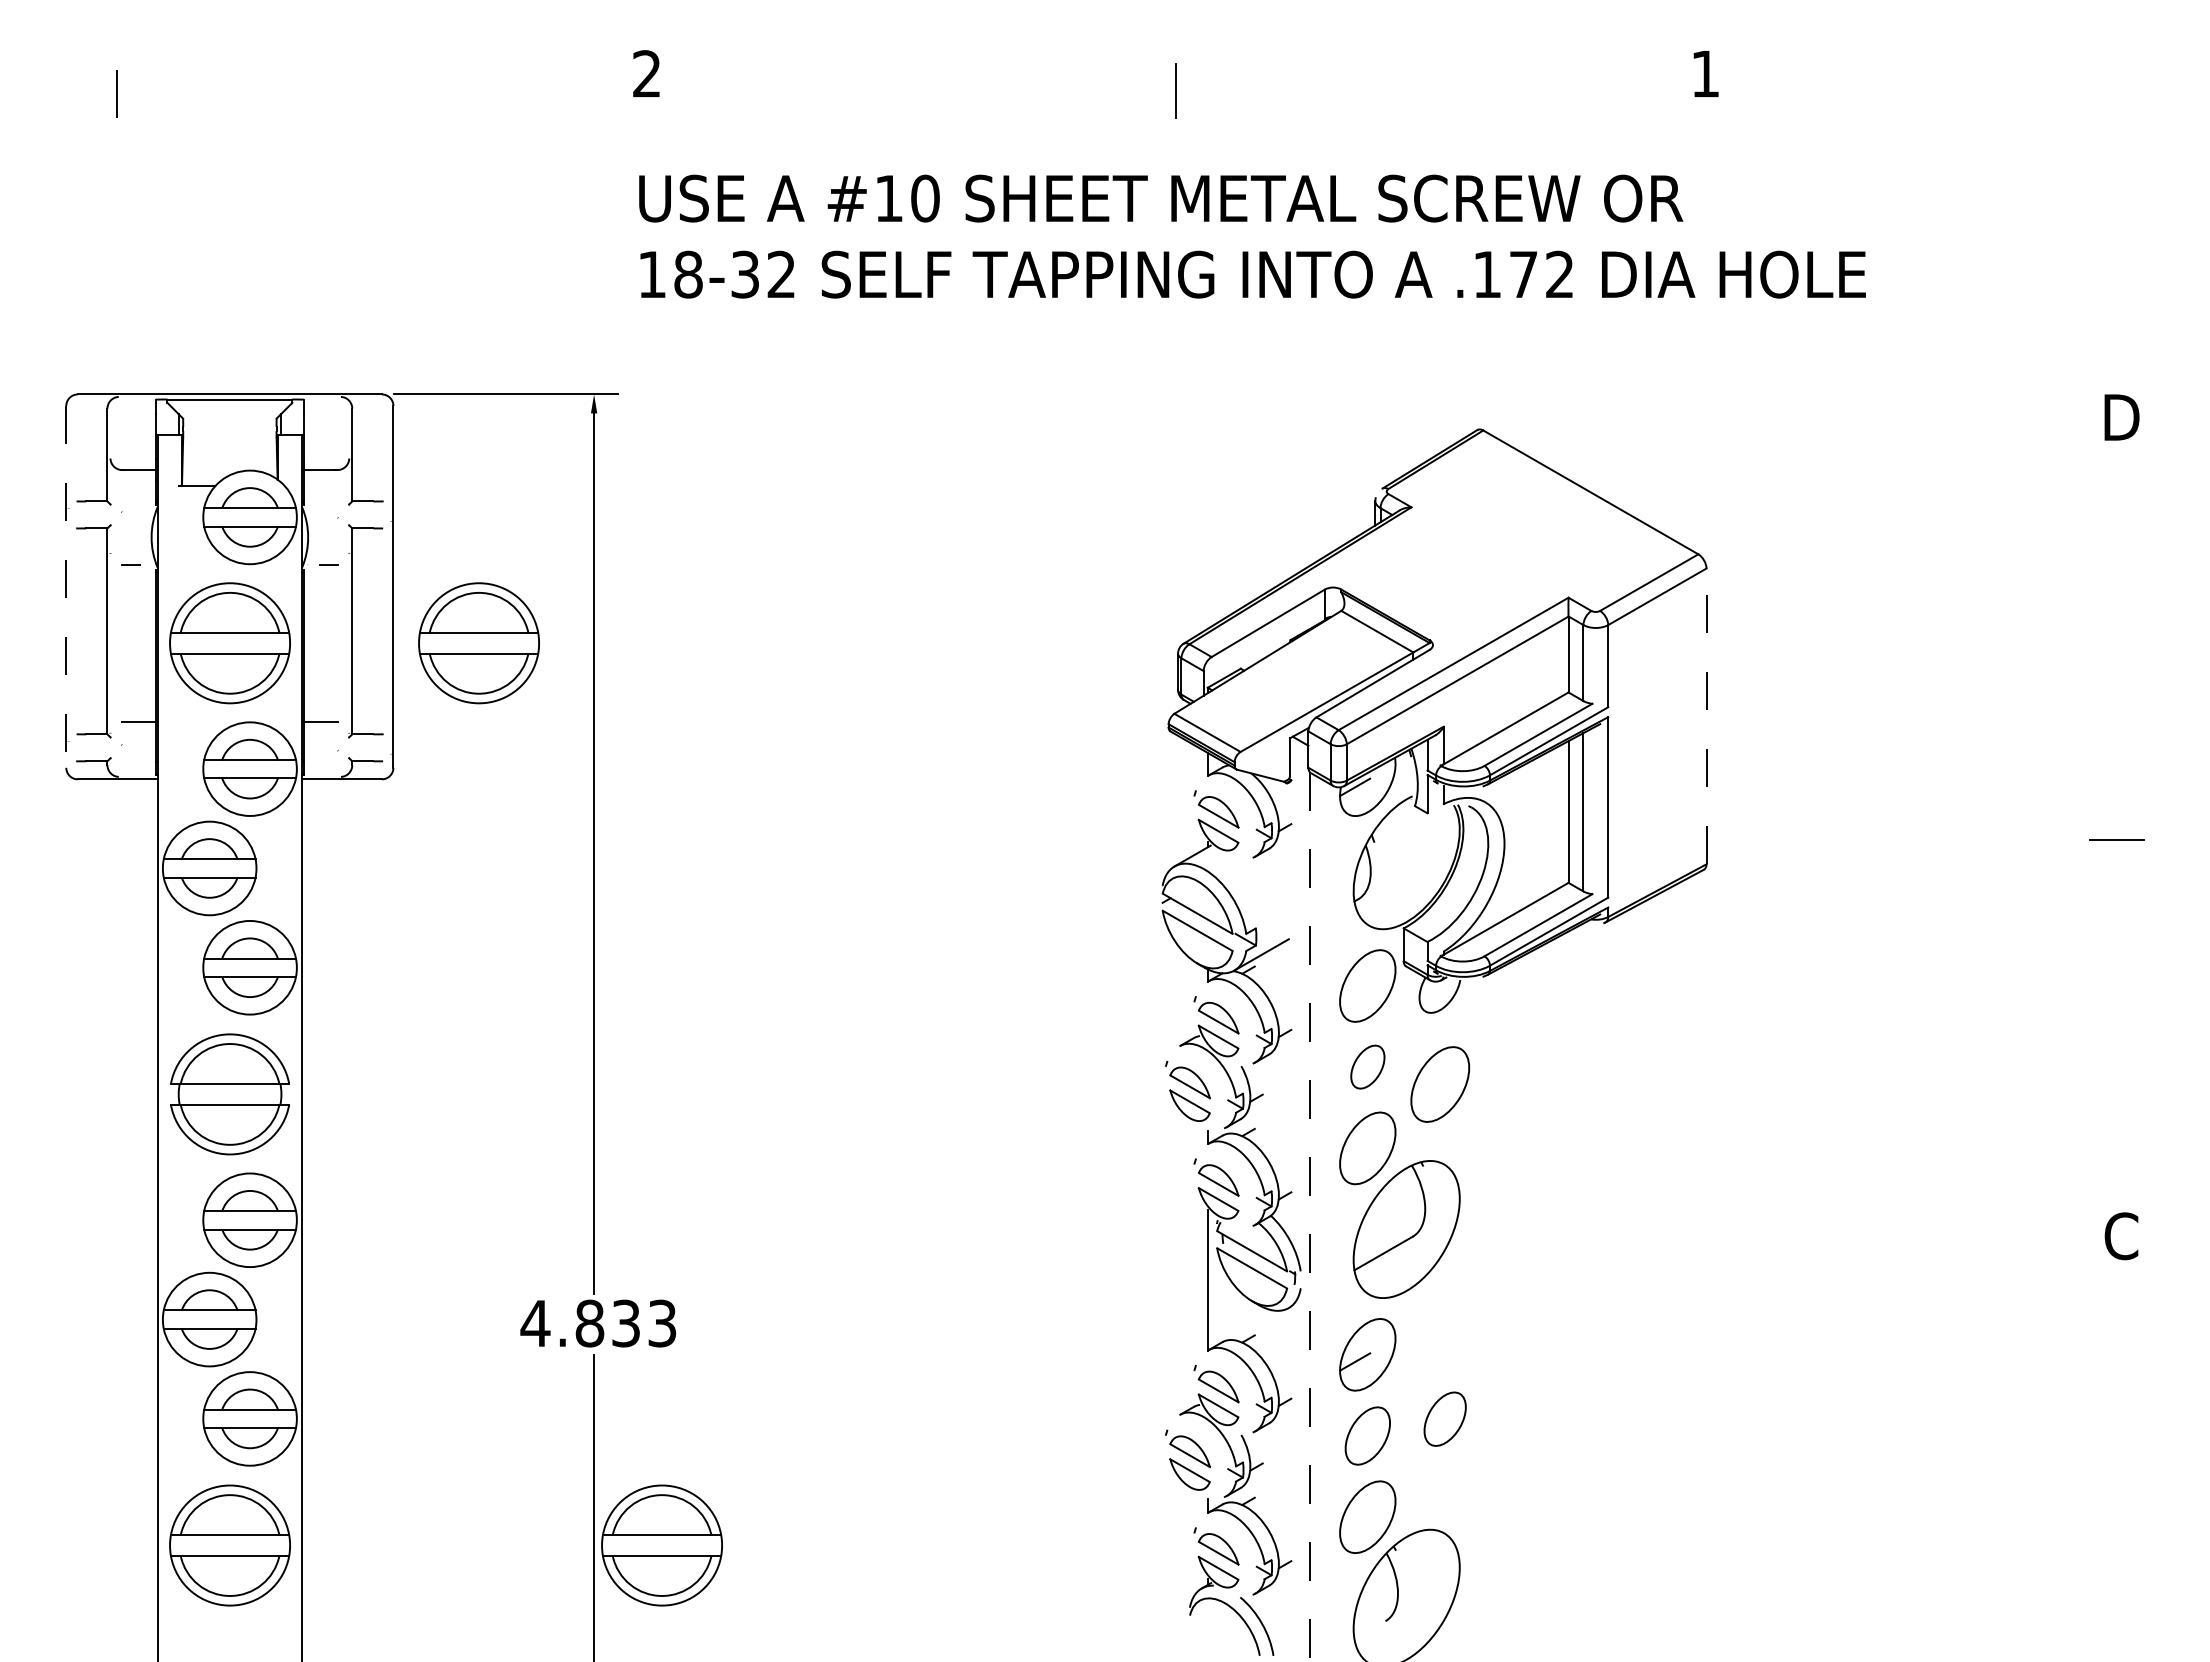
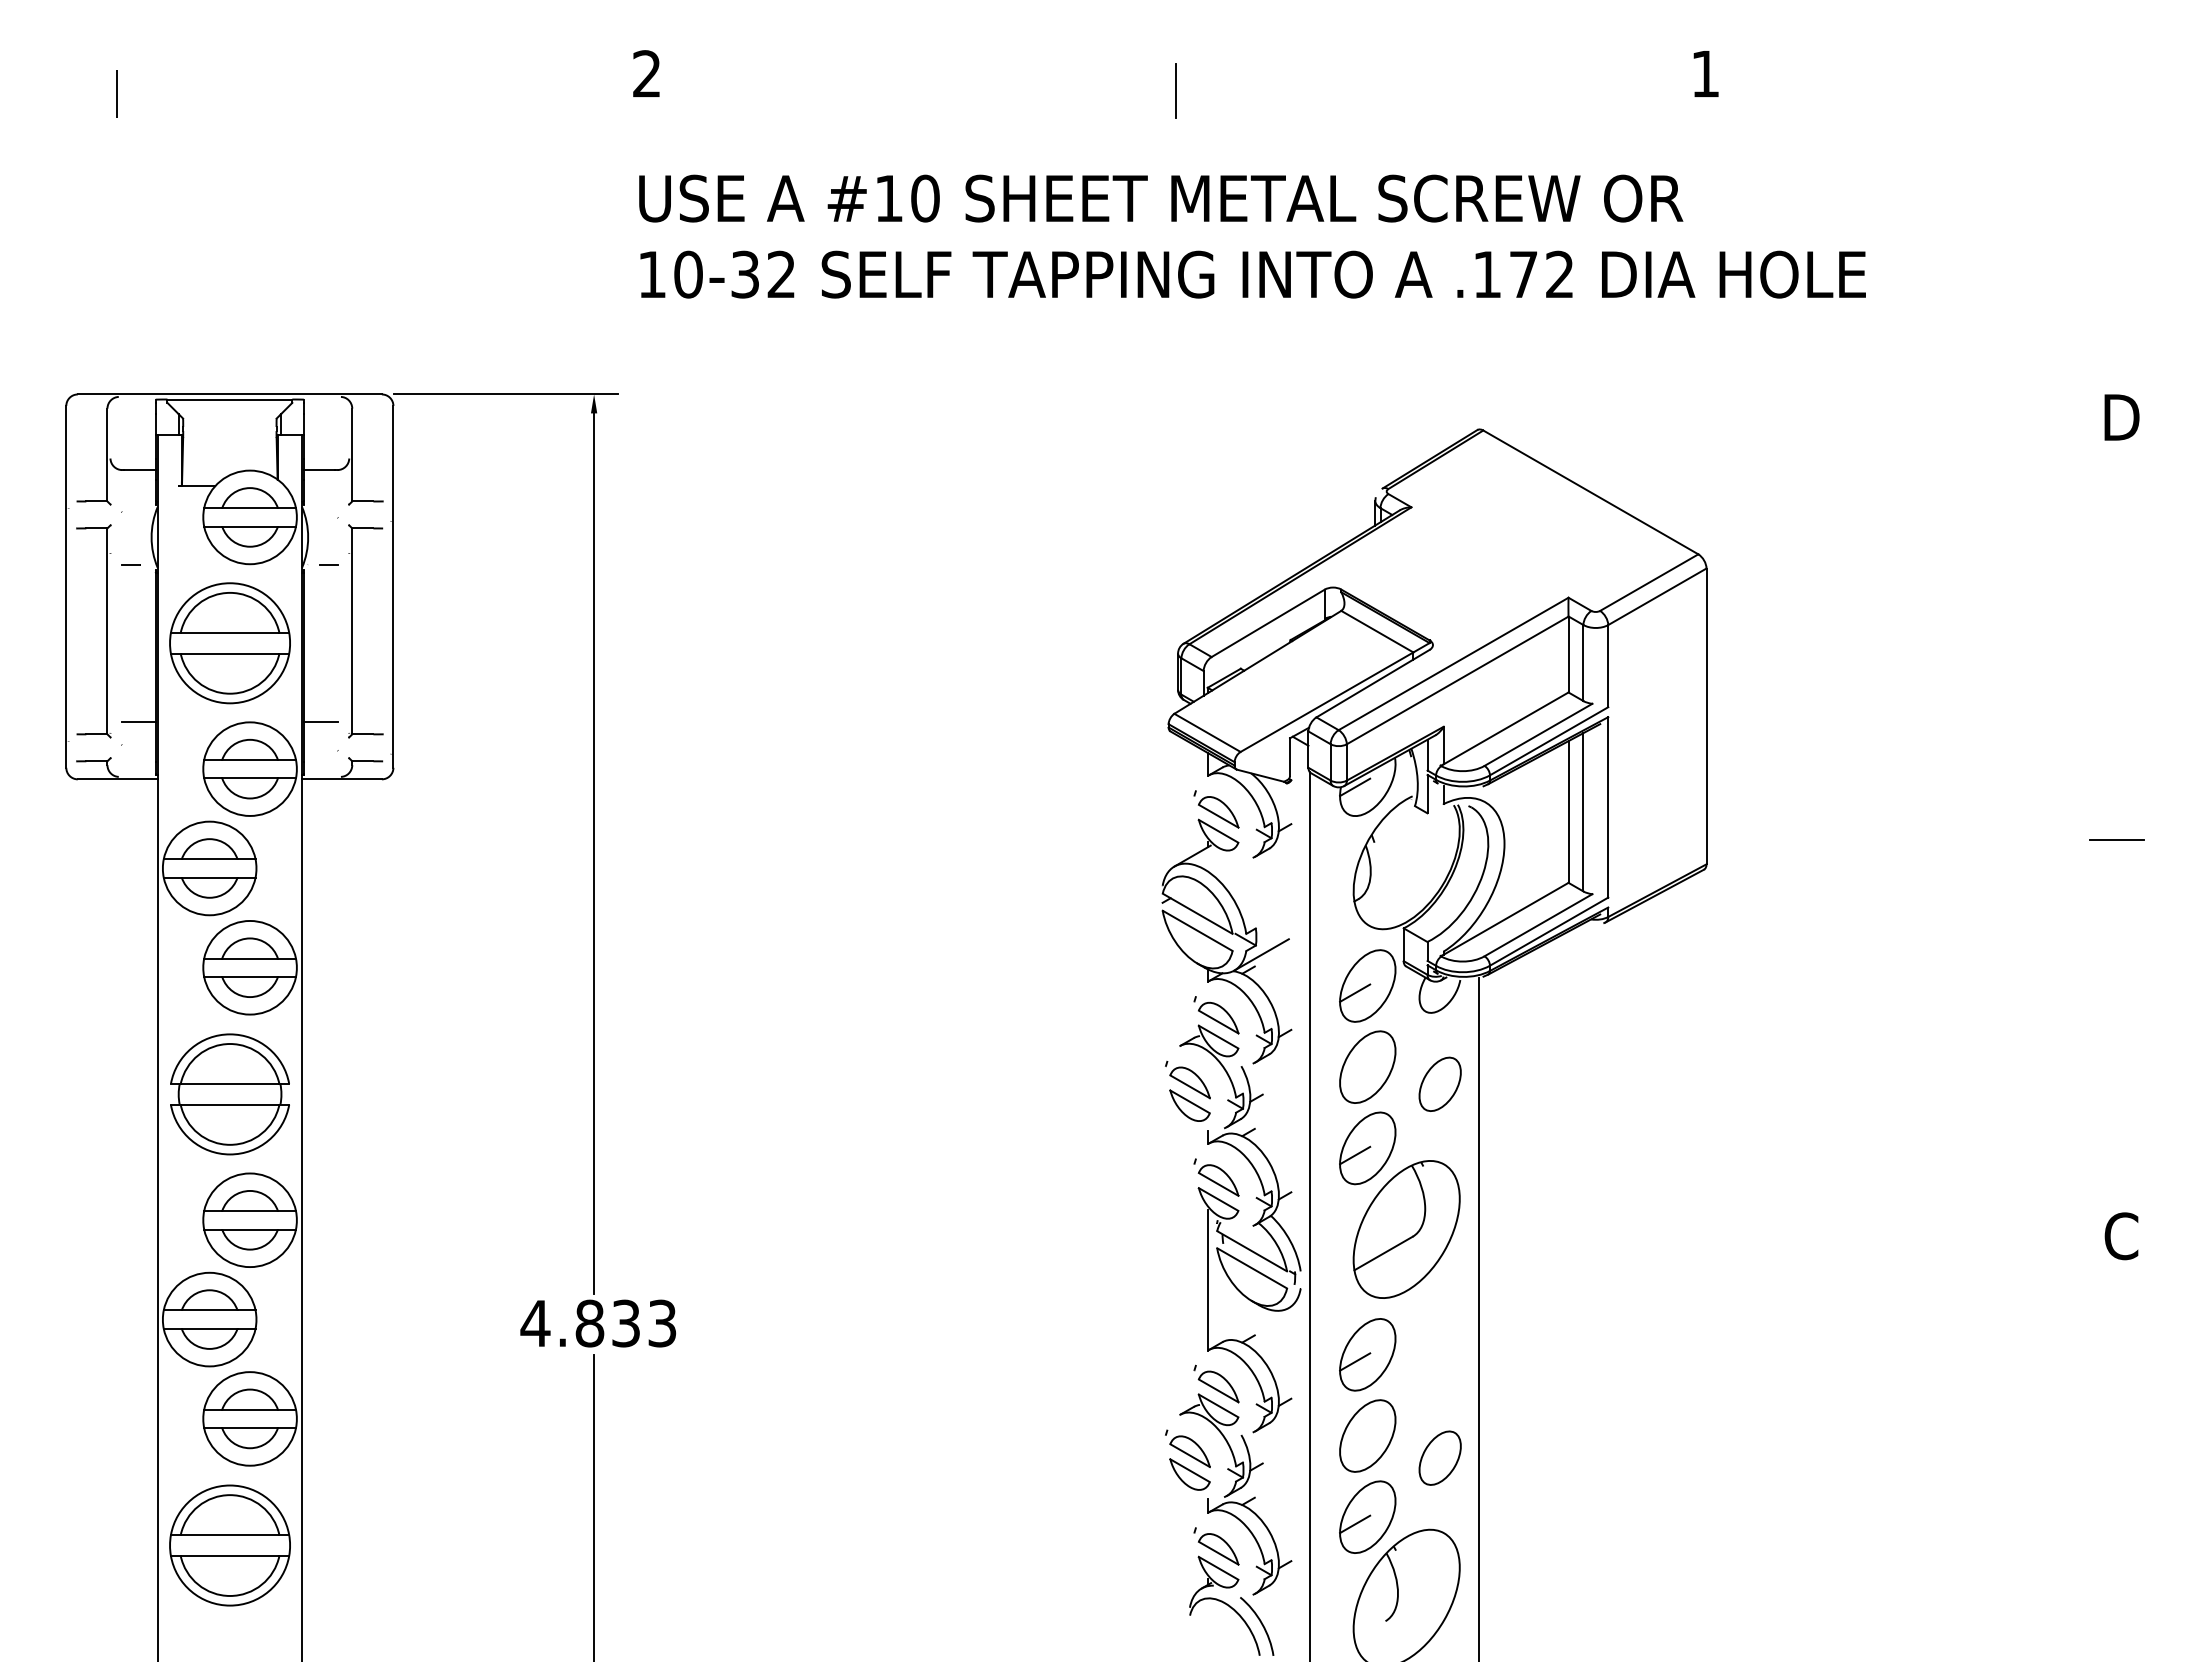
text: 18-32 -> 10-32 (688, 274)
line: dashed -> solid (66, 586)
part: present -> none (478, 643)
line: dashed -> solid (1706, 716)
line: none -> present (1355, 992)
part size: 36x46 px -> 58x74 px (1367, 1066)
part size: 61x77 px -> 44x56 px (1439, 1083)
line: none -> present (1355, 1155)
line: dashed -> solid (1309, 1217)
line: none -> present (1478, 1318)
part position: (1444, 1418) -> (1439, 1457) (1439, 1457)
part size: 47x60 px -> 58x74 px (1367, 1435)
line: none -> present (1355, 1524)
part: present -> none (661, 1545)
